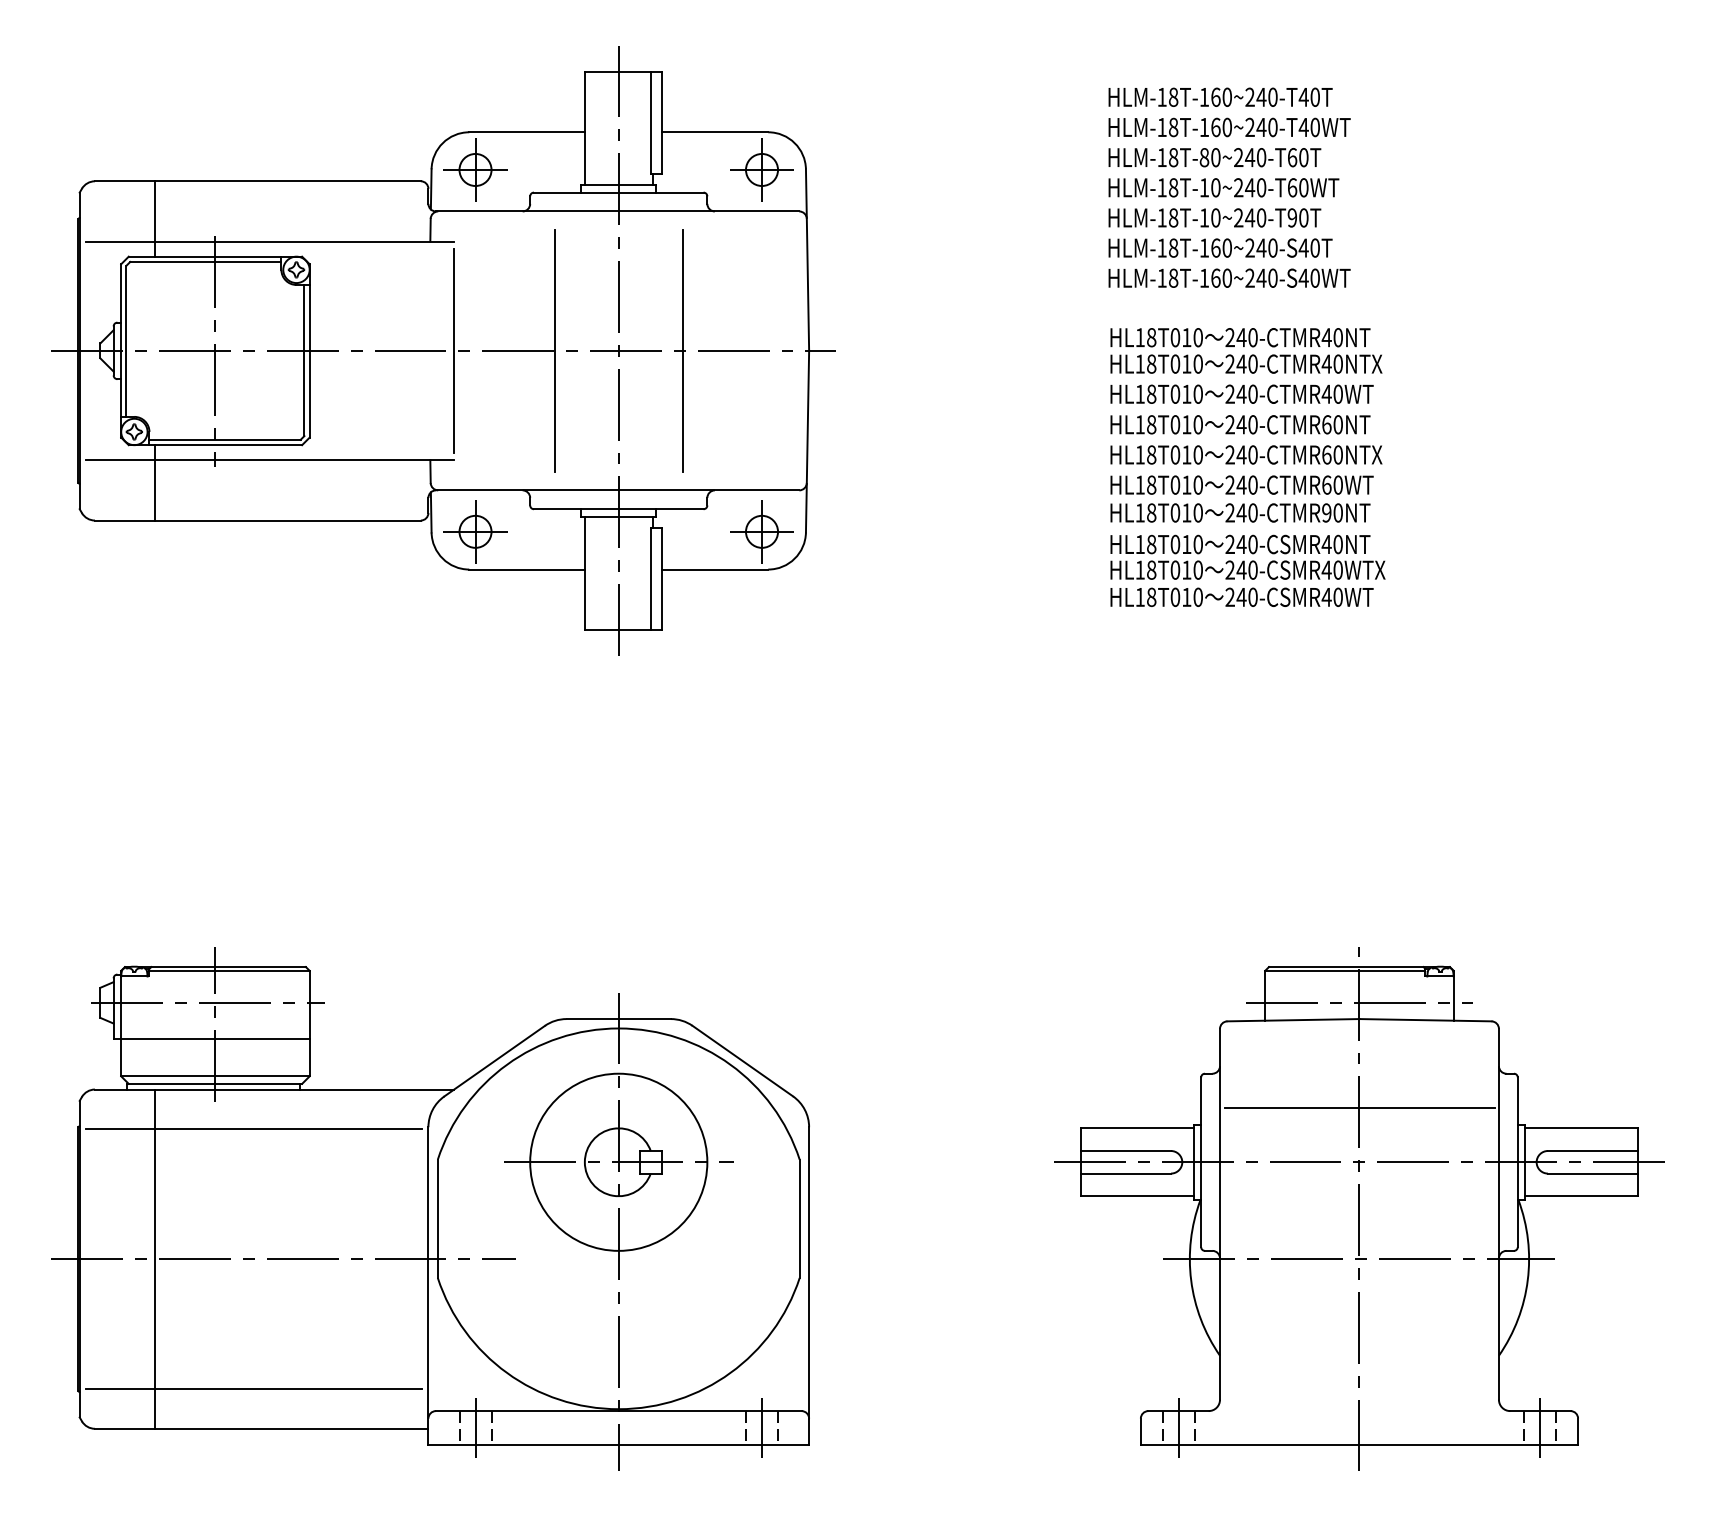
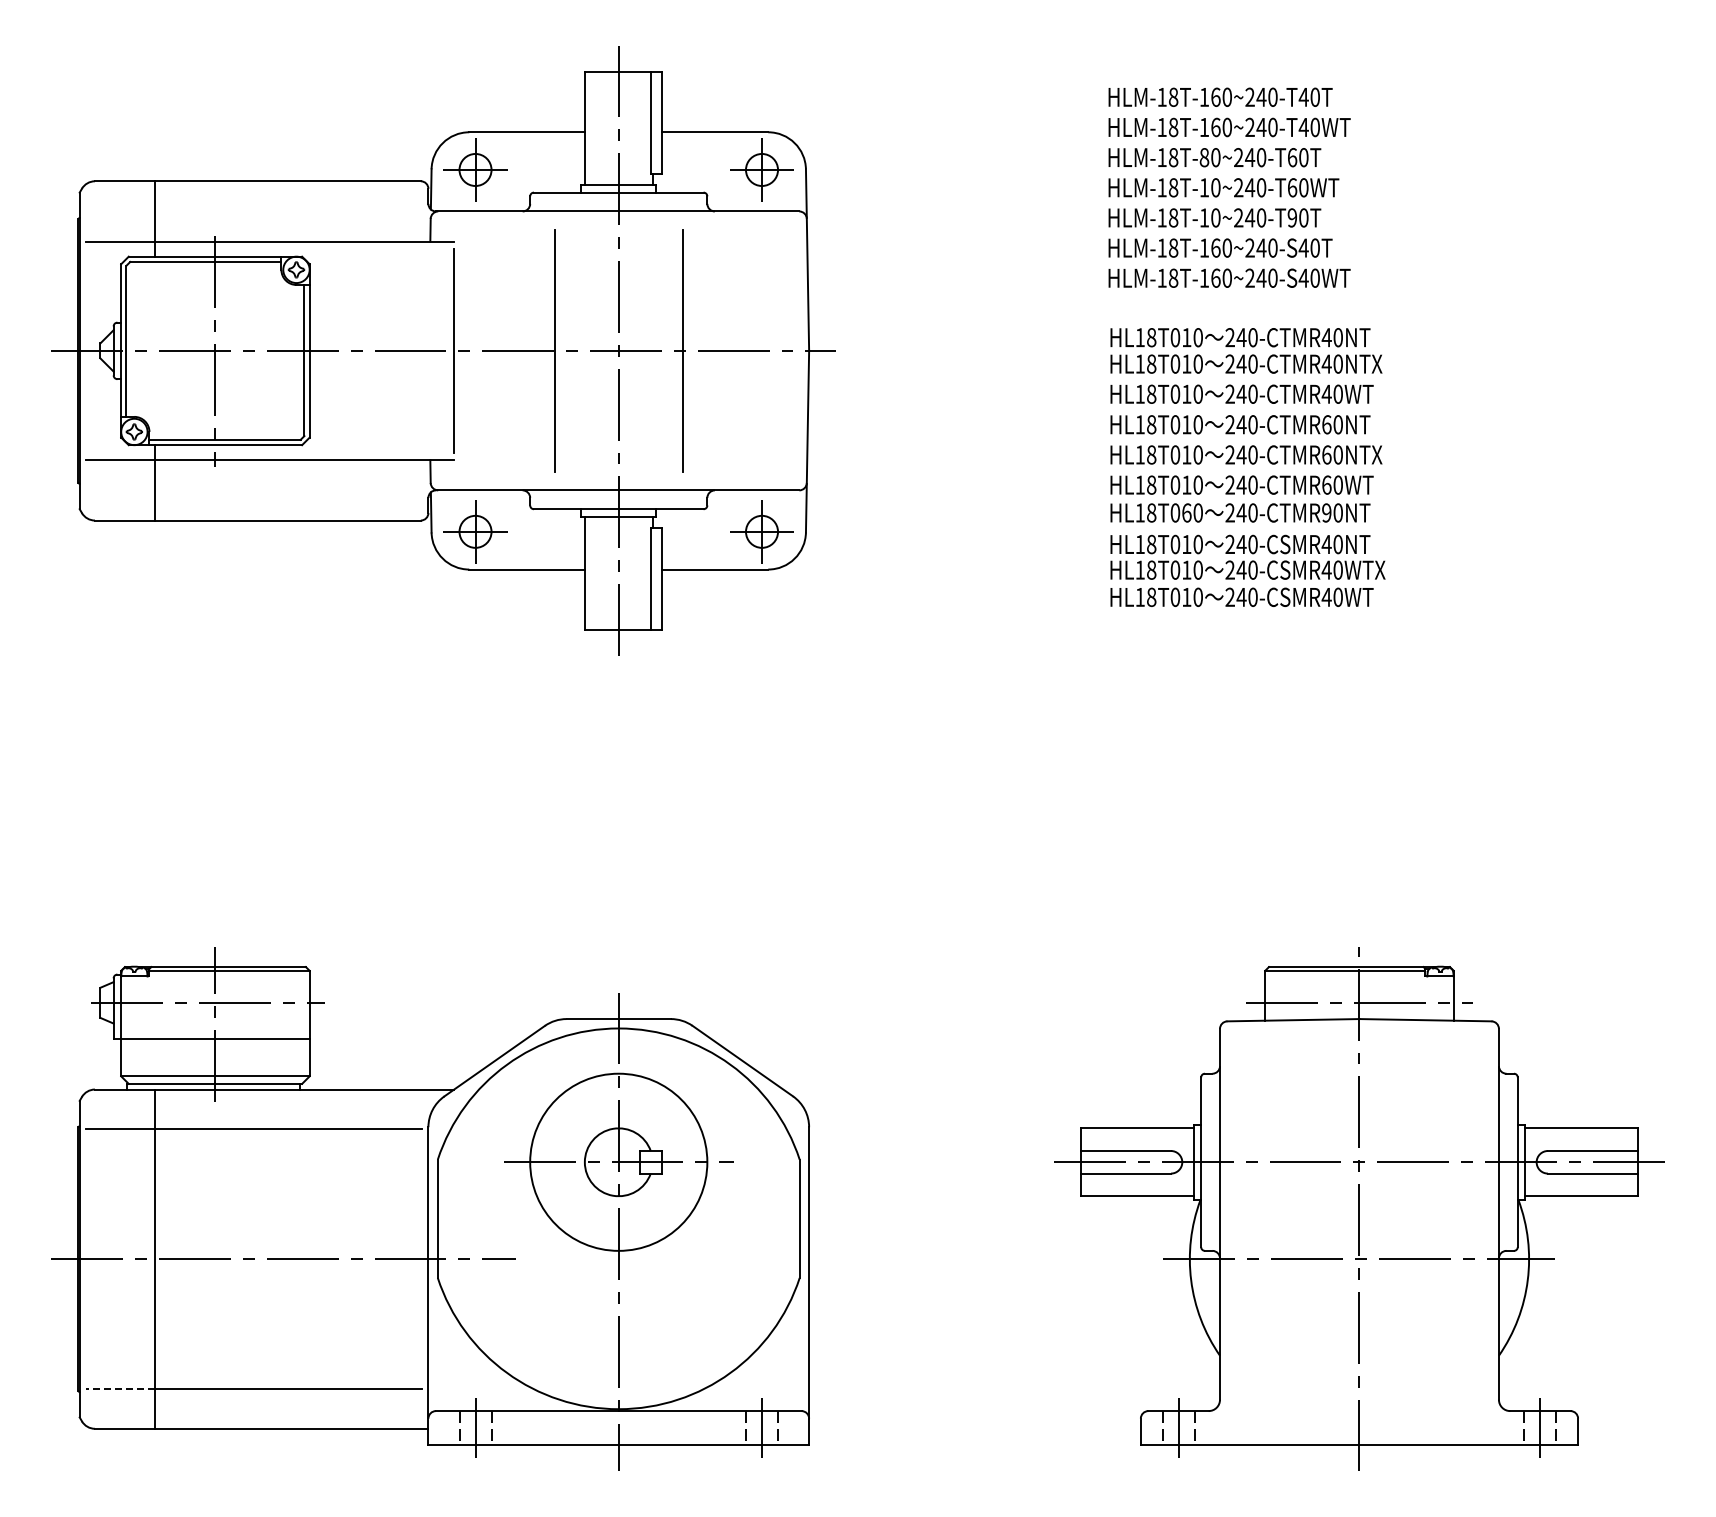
text: HL18T010 -> HL18T060 (1186, 512)
line: present -> none (1359, 1107)
line: solid -> dashed (120, 1388)
